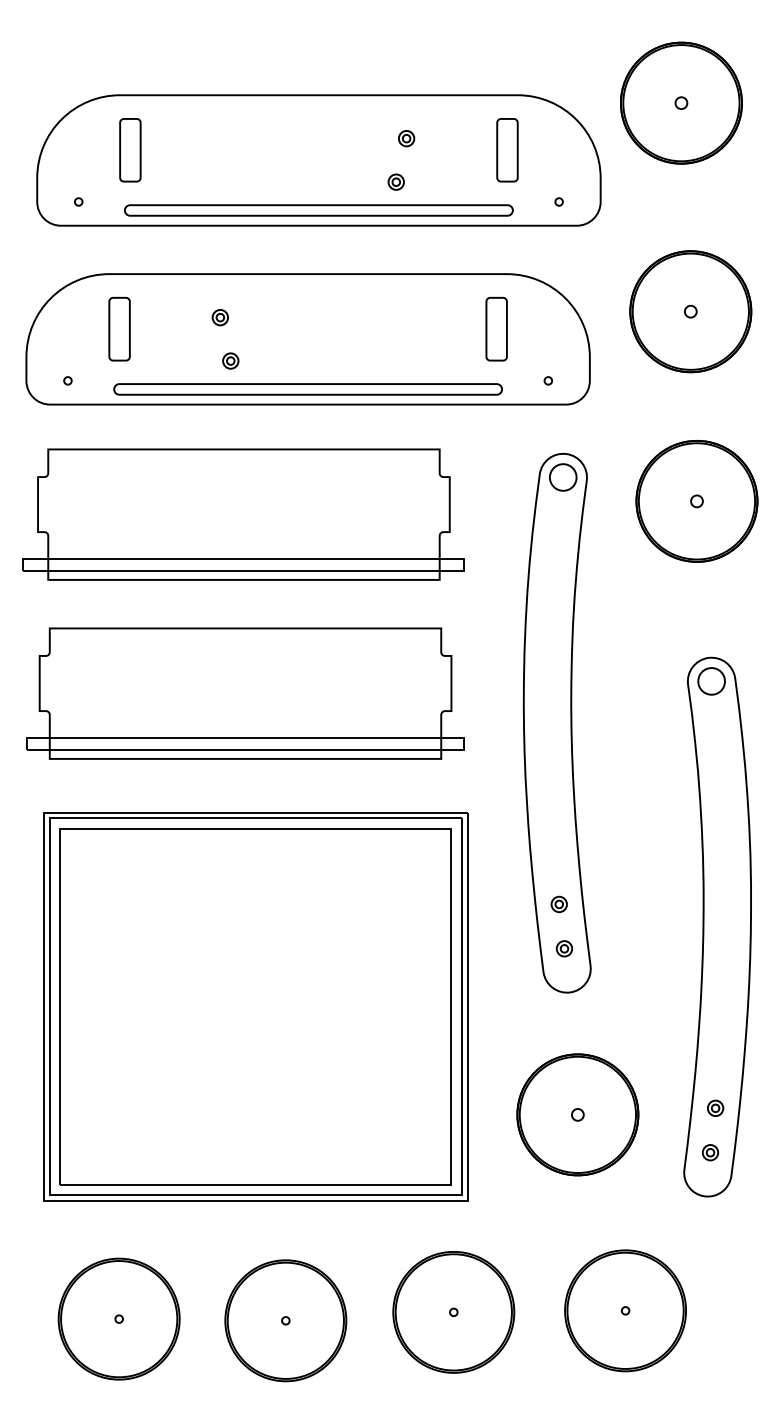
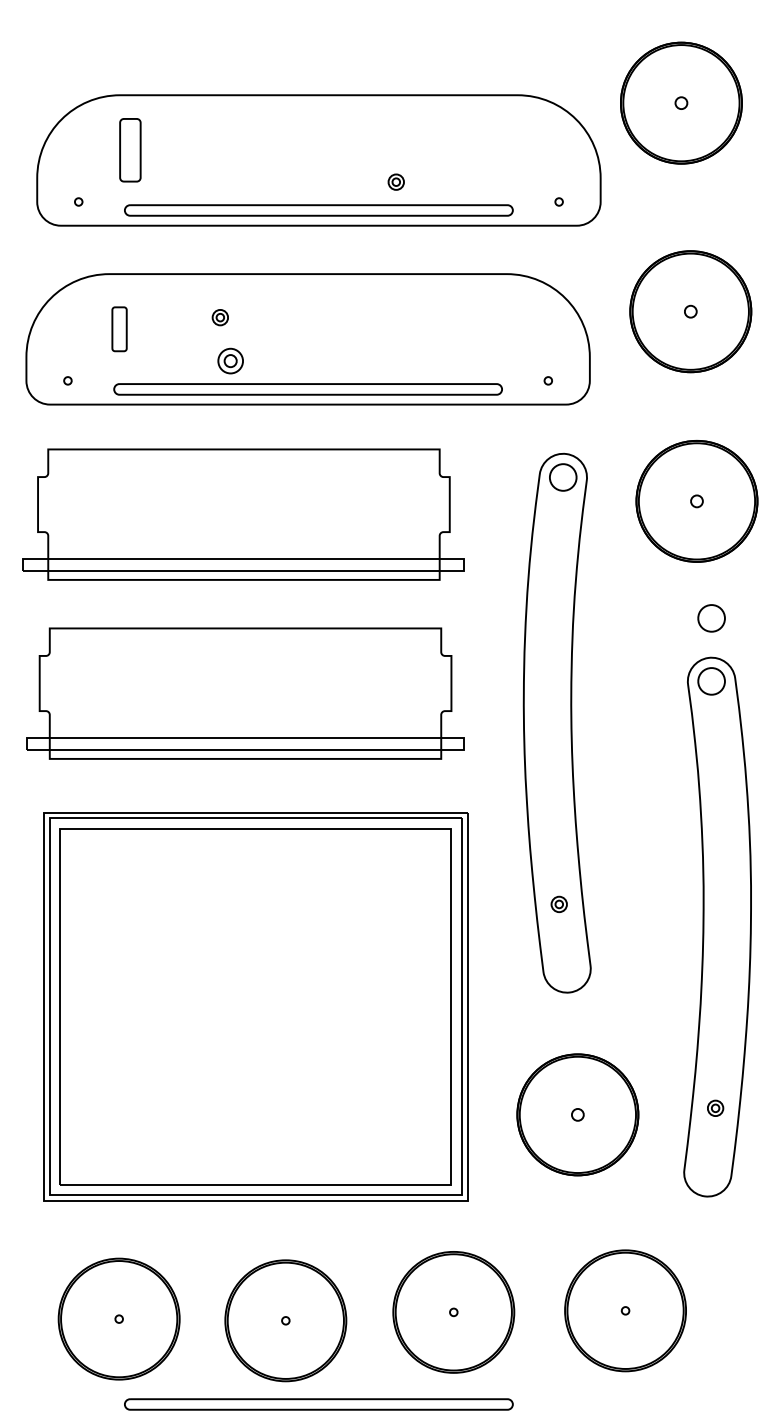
part: present -> none (406, 138)
part: present -> none (507, 150)
part size: 23x65 px -> 17x47 px (119, 329)
part: present -> none (496, 329)
part size: 18x18 px -> 27x28 px (230, 360)
part: none -> present (711, 618)
part: present -> none (563, 948)
part: present -> none (710, 1152)
part: none -> present (318, 1404)
